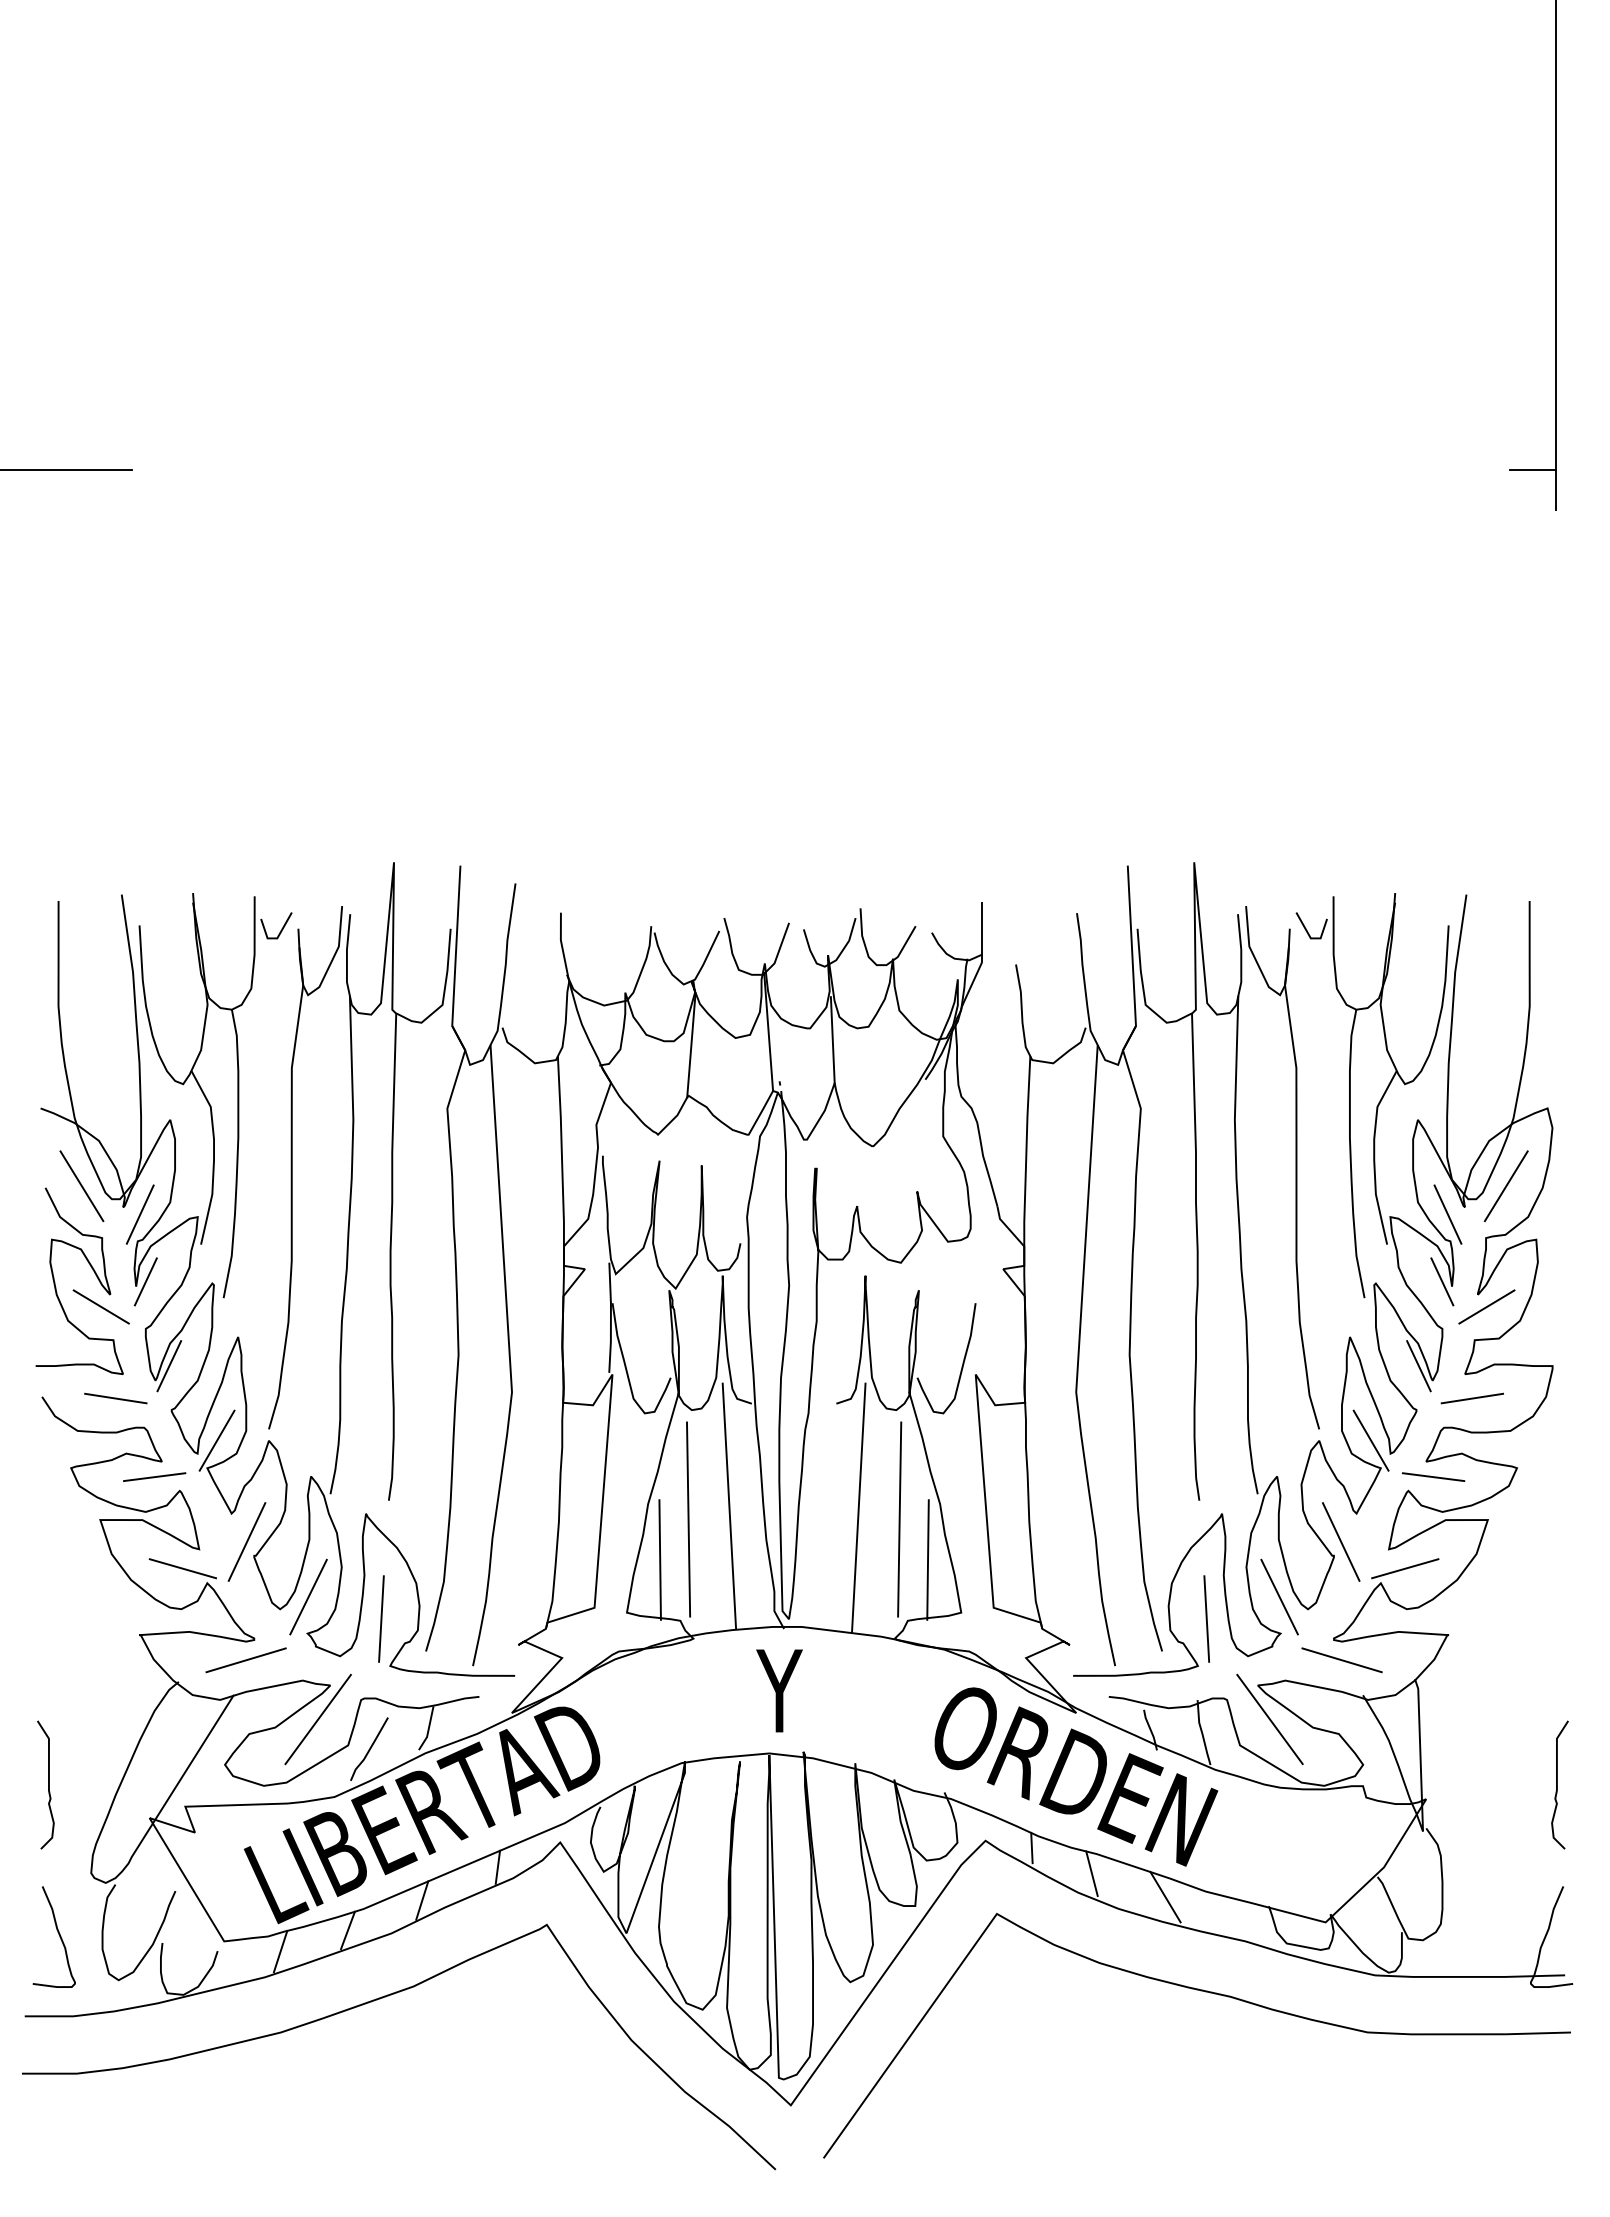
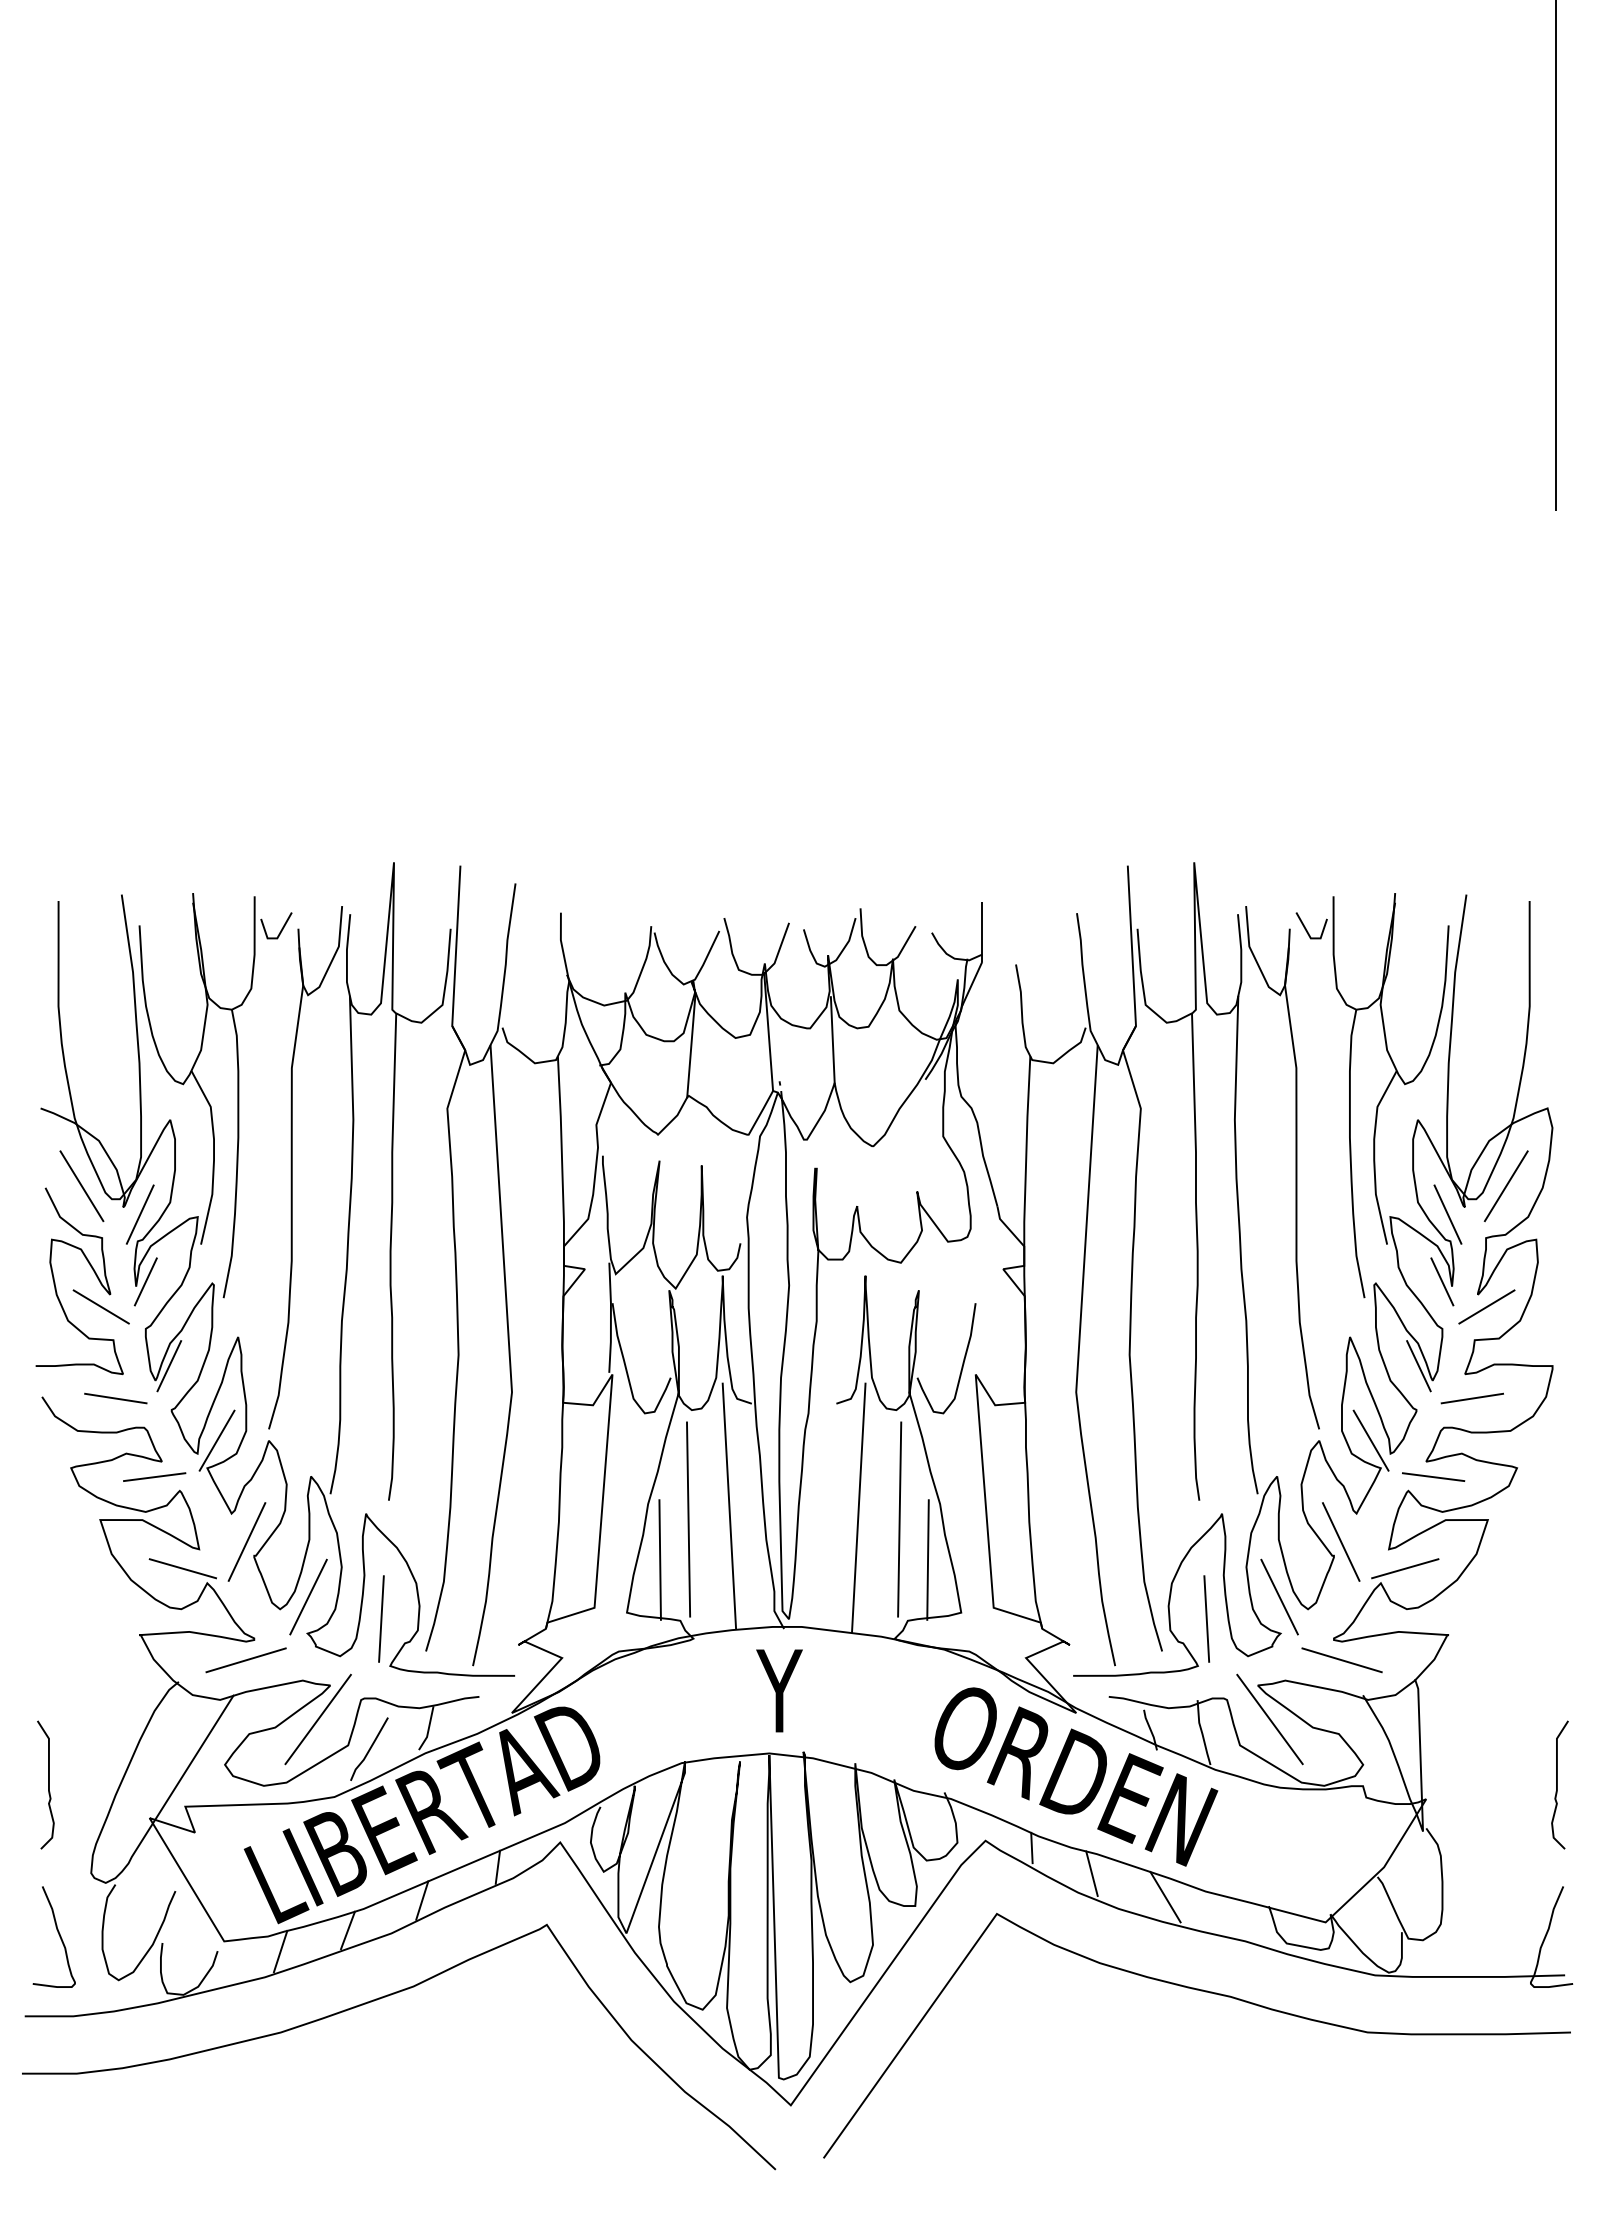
line: present -> none (66, 469)
line: present -> none (1532, 469)
